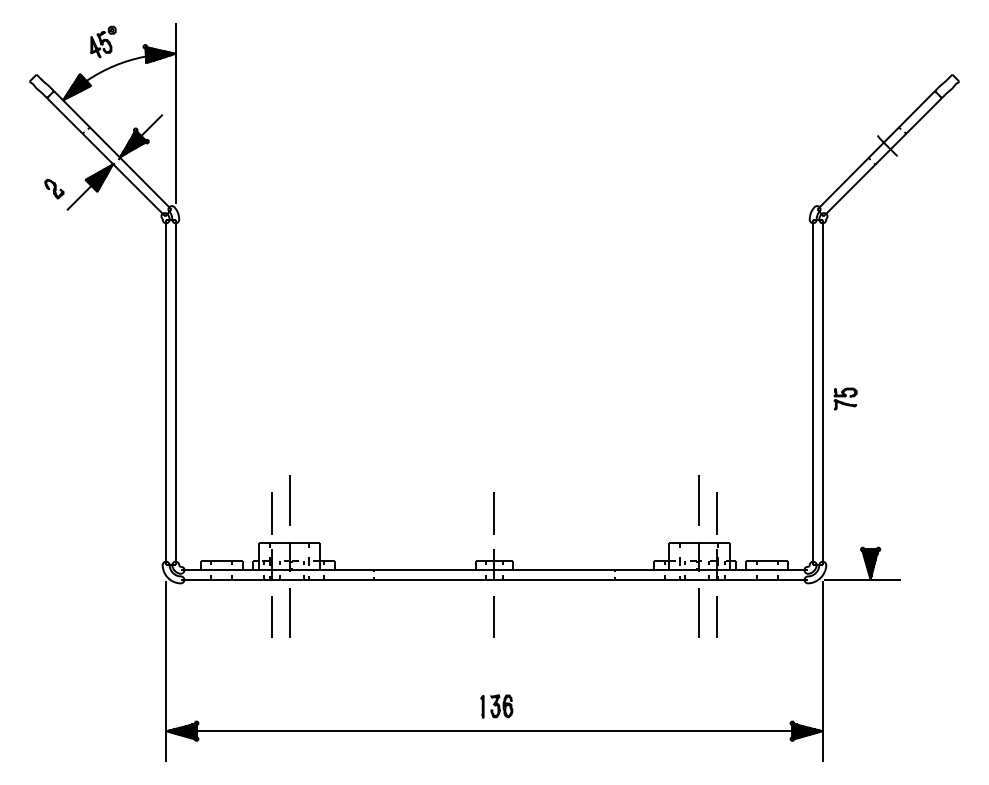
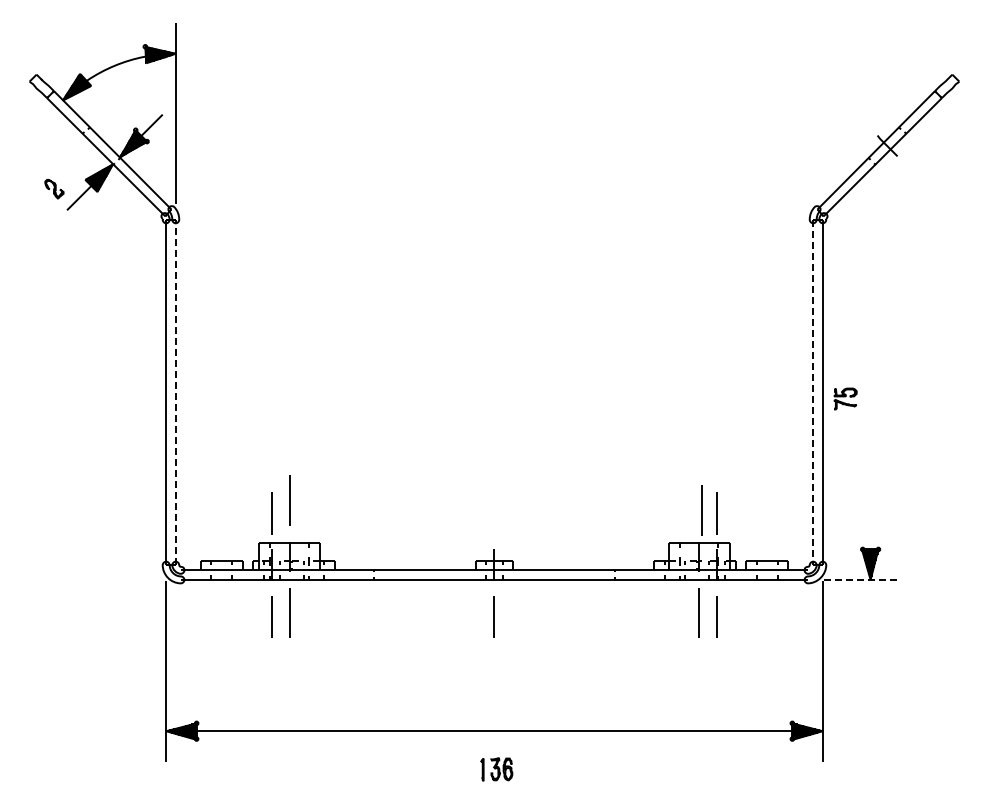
part: present -> none (103, 41)
line: solid -> dashed (175, 392)
line: solid -> dashed (813, 392)
line position: (698, 500) -> (701, 510) (701, 510)
line: present -> none (493, 513)
line: solid -> dashed (862, 579)
part position: (496, 706) -> (496, 769) (496, 769)
